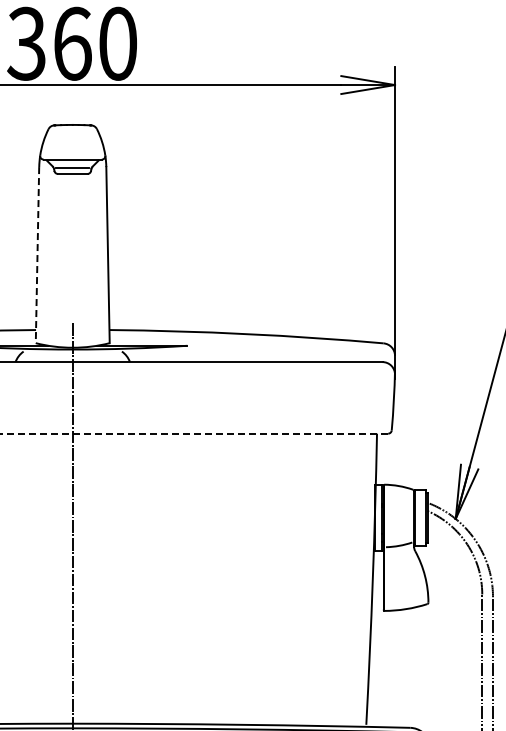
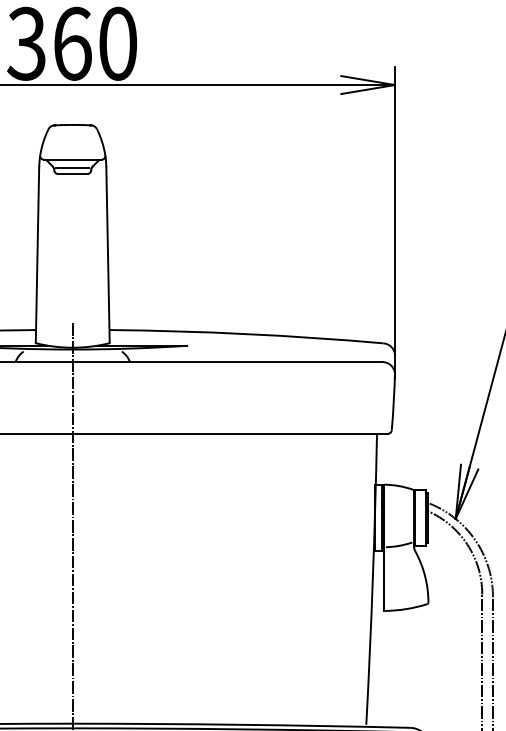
line: dashed -> solid (37, 255)
line: dashed -> solid (194, 433)
